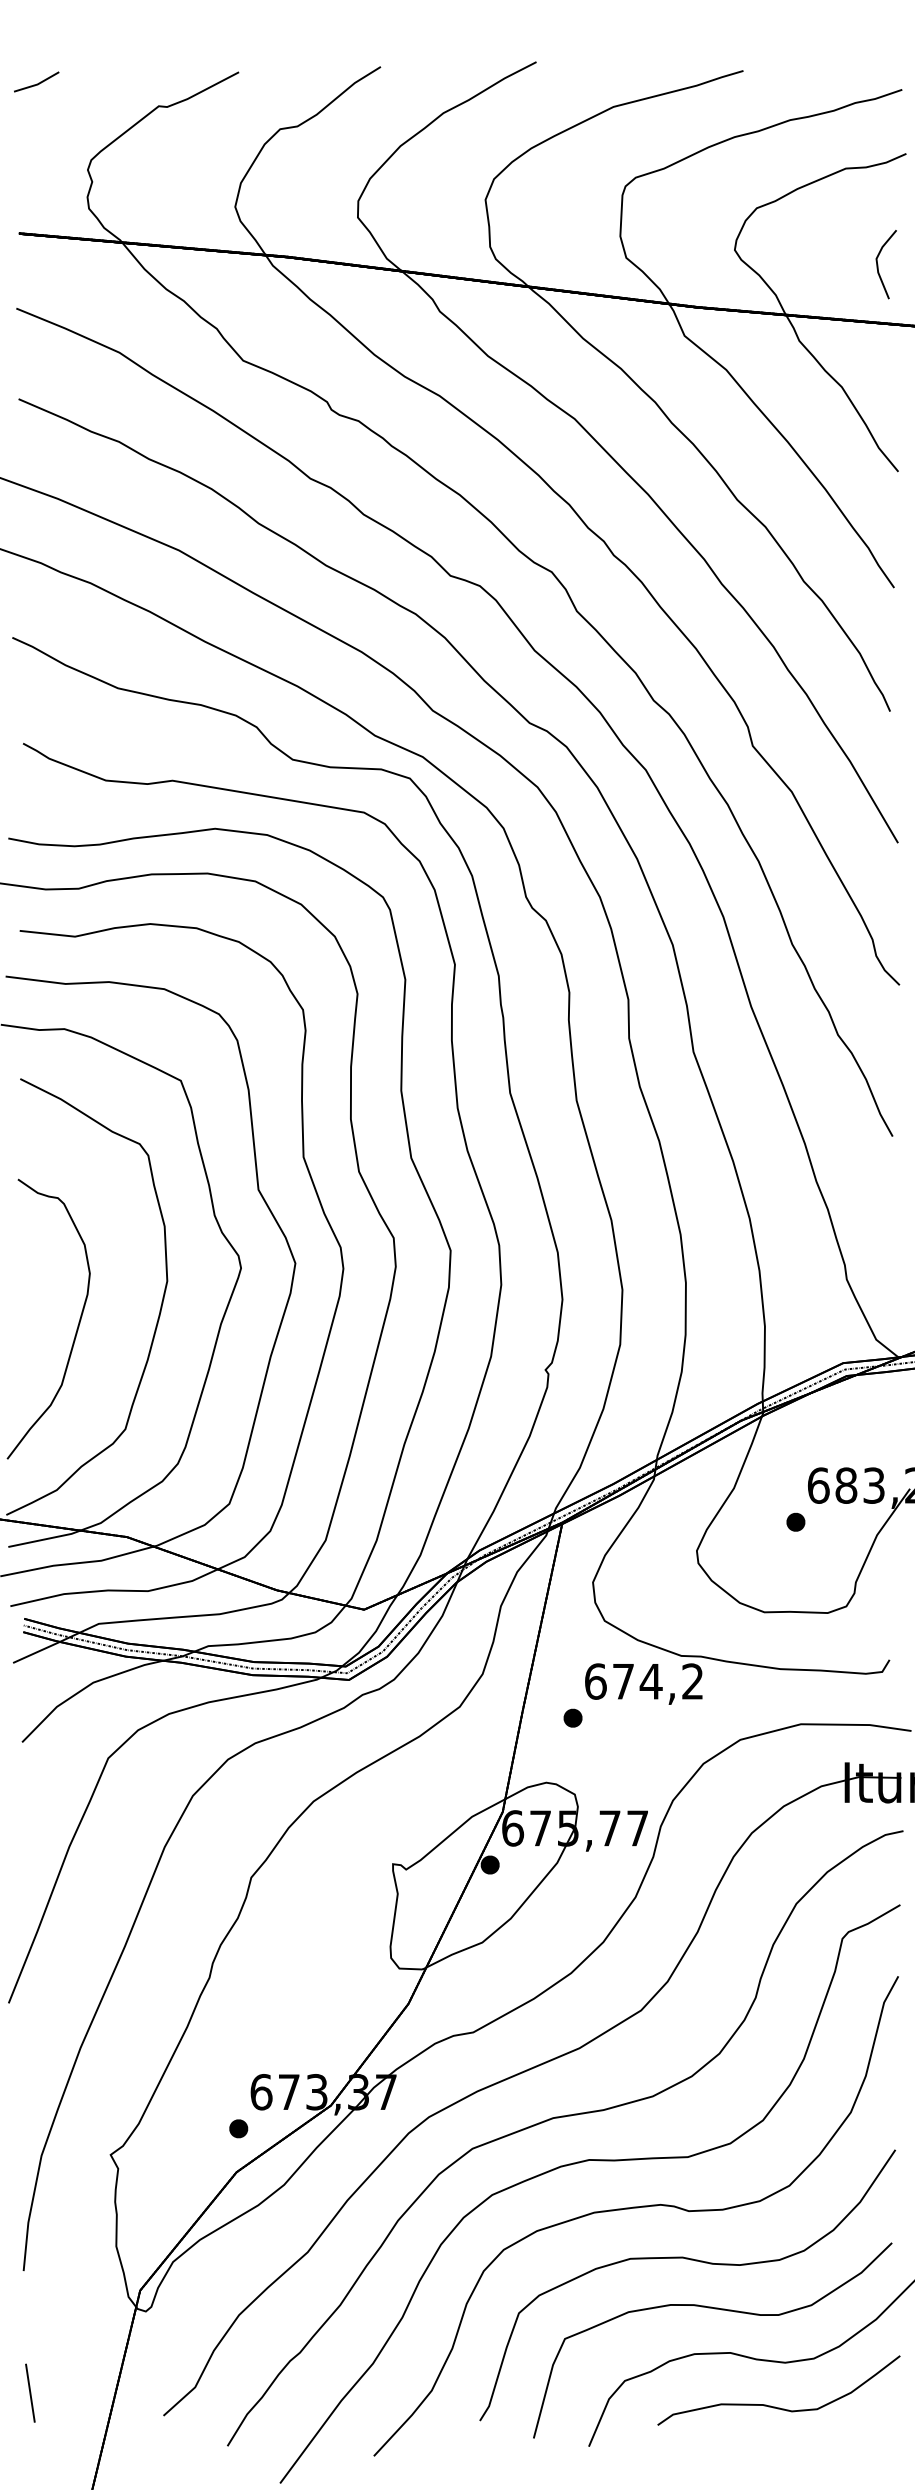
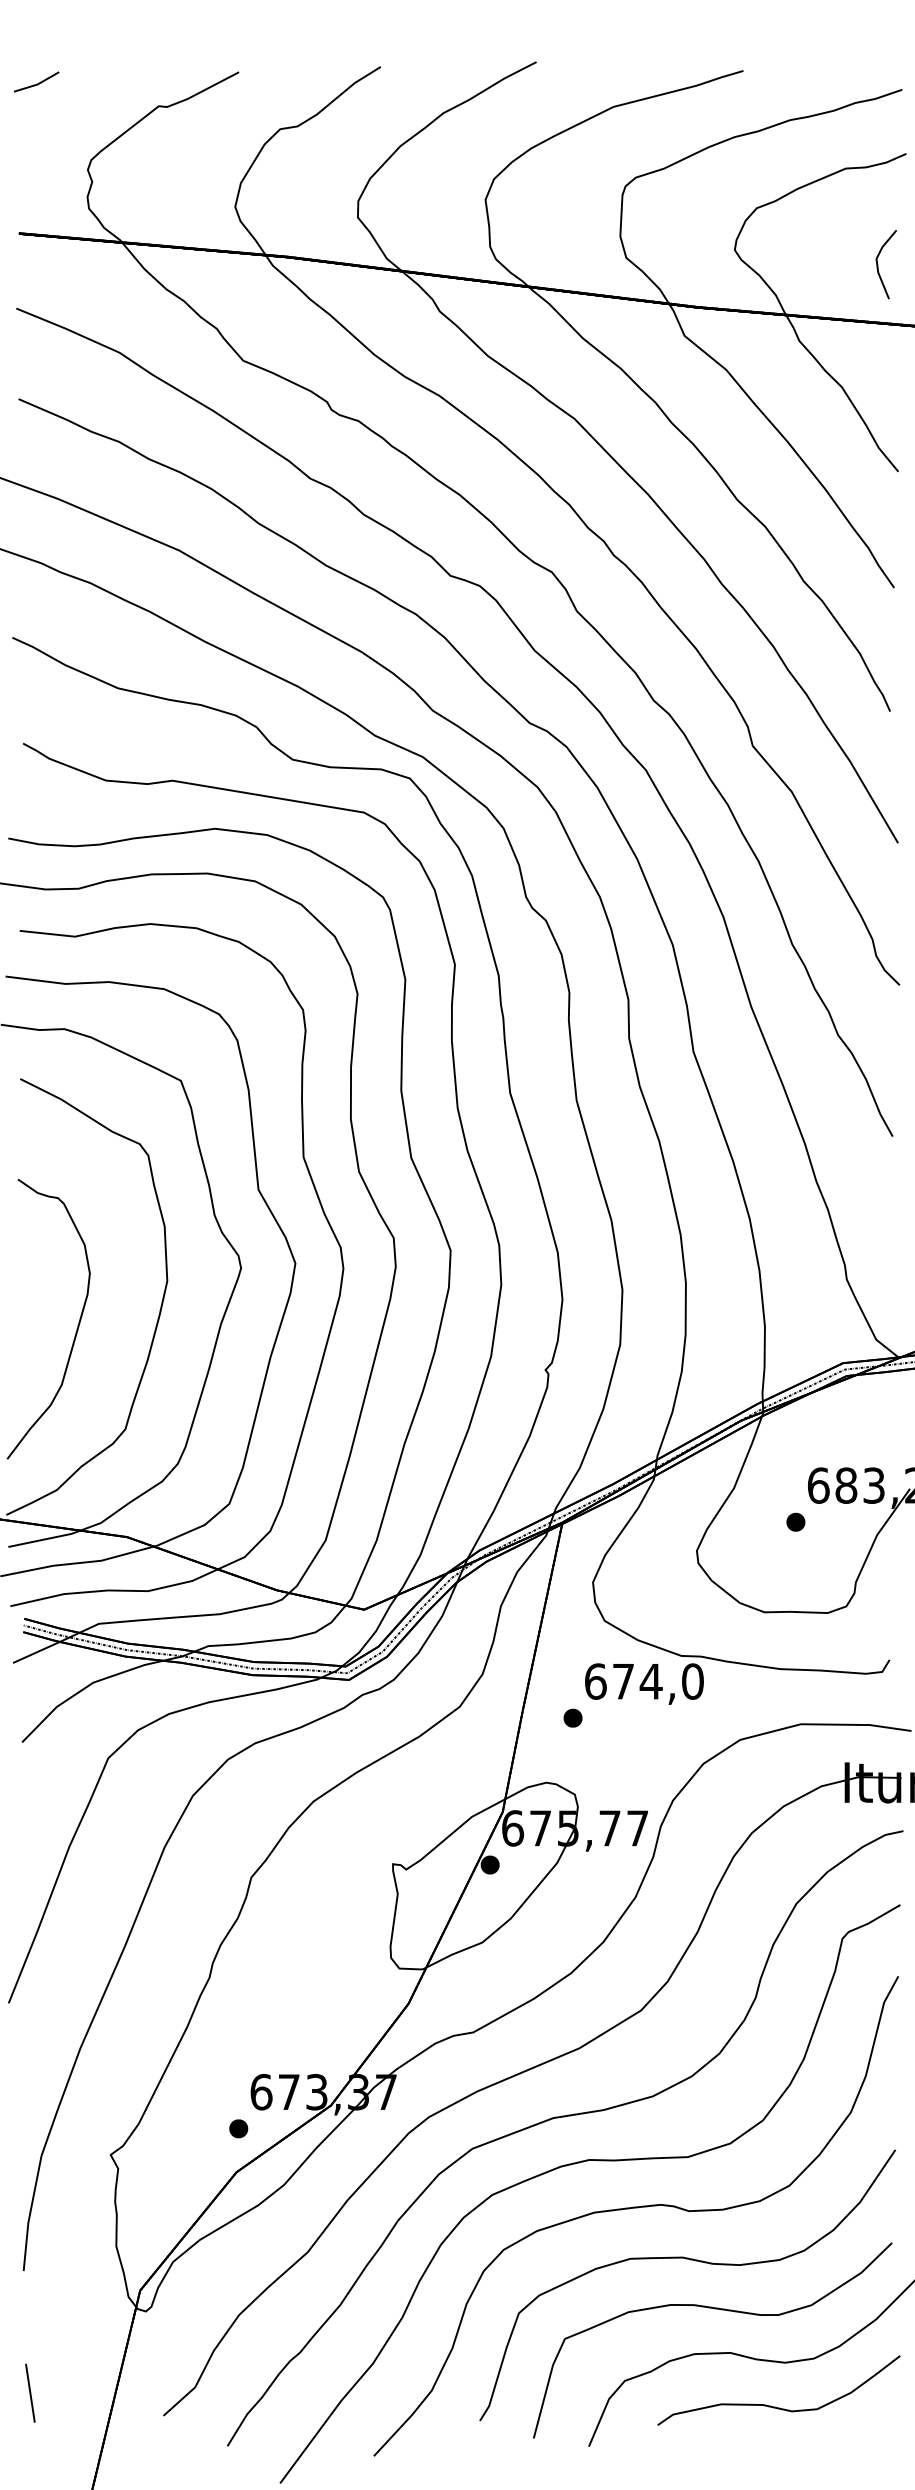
text: 674,2 -> 674,0 (692, 1681)
